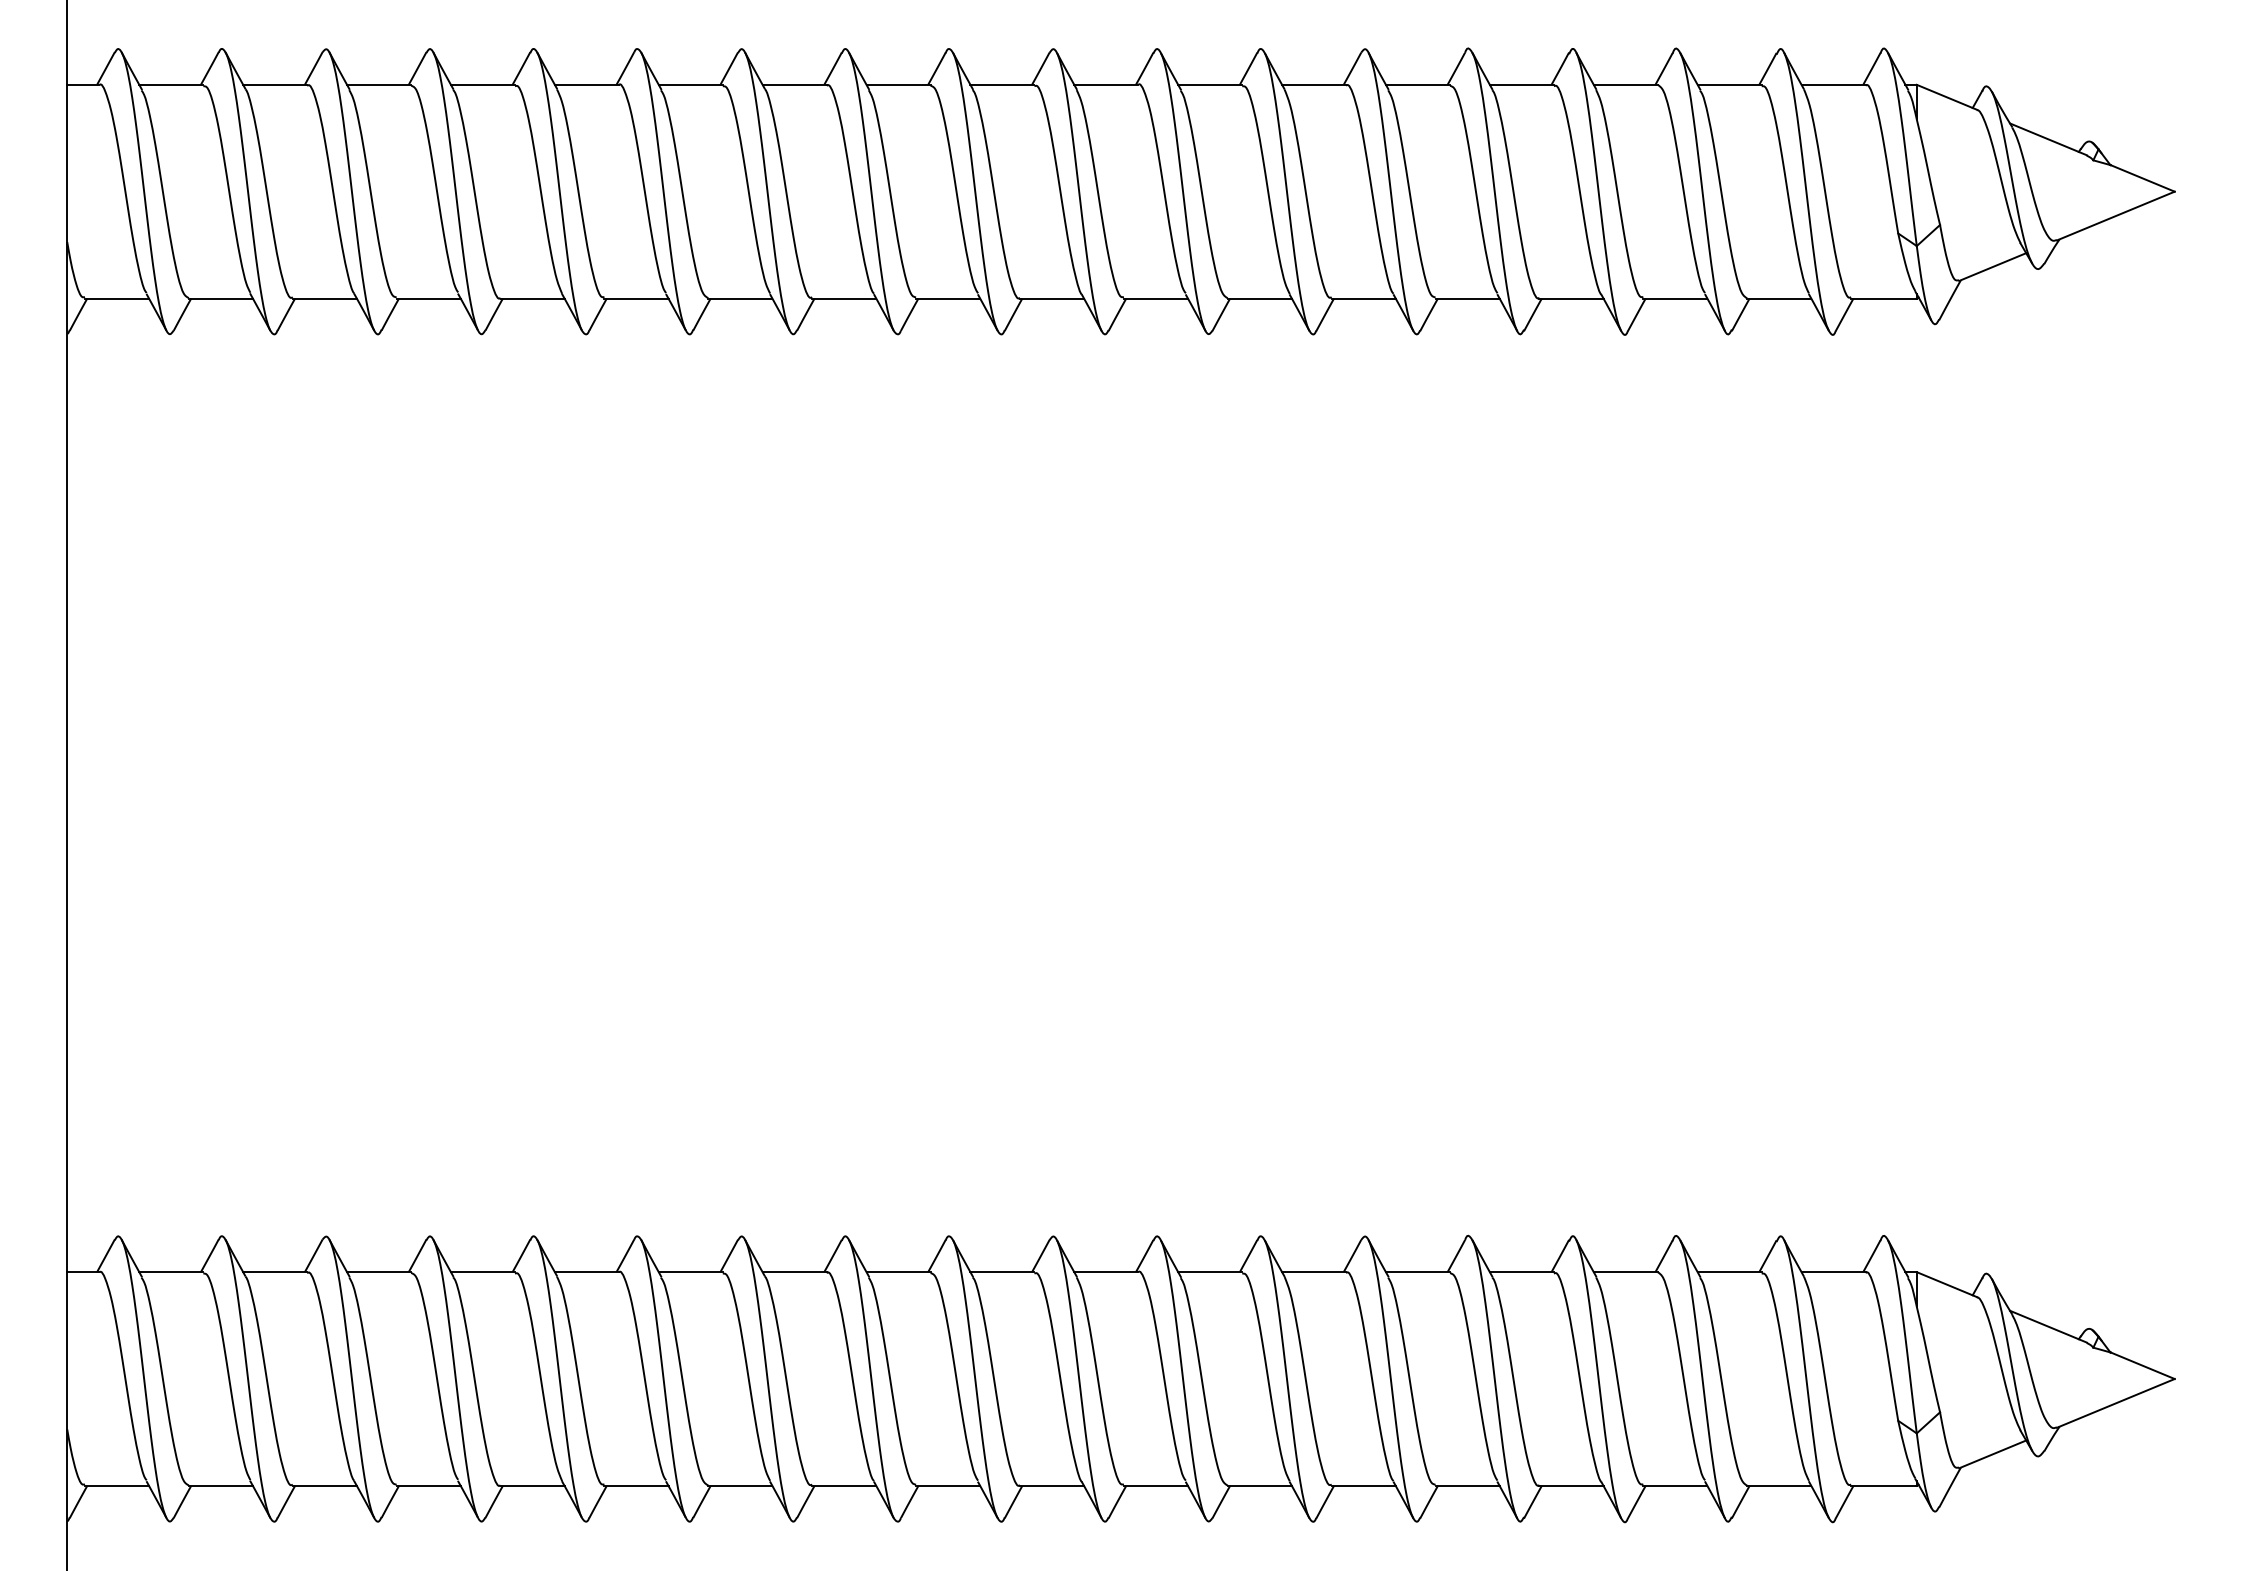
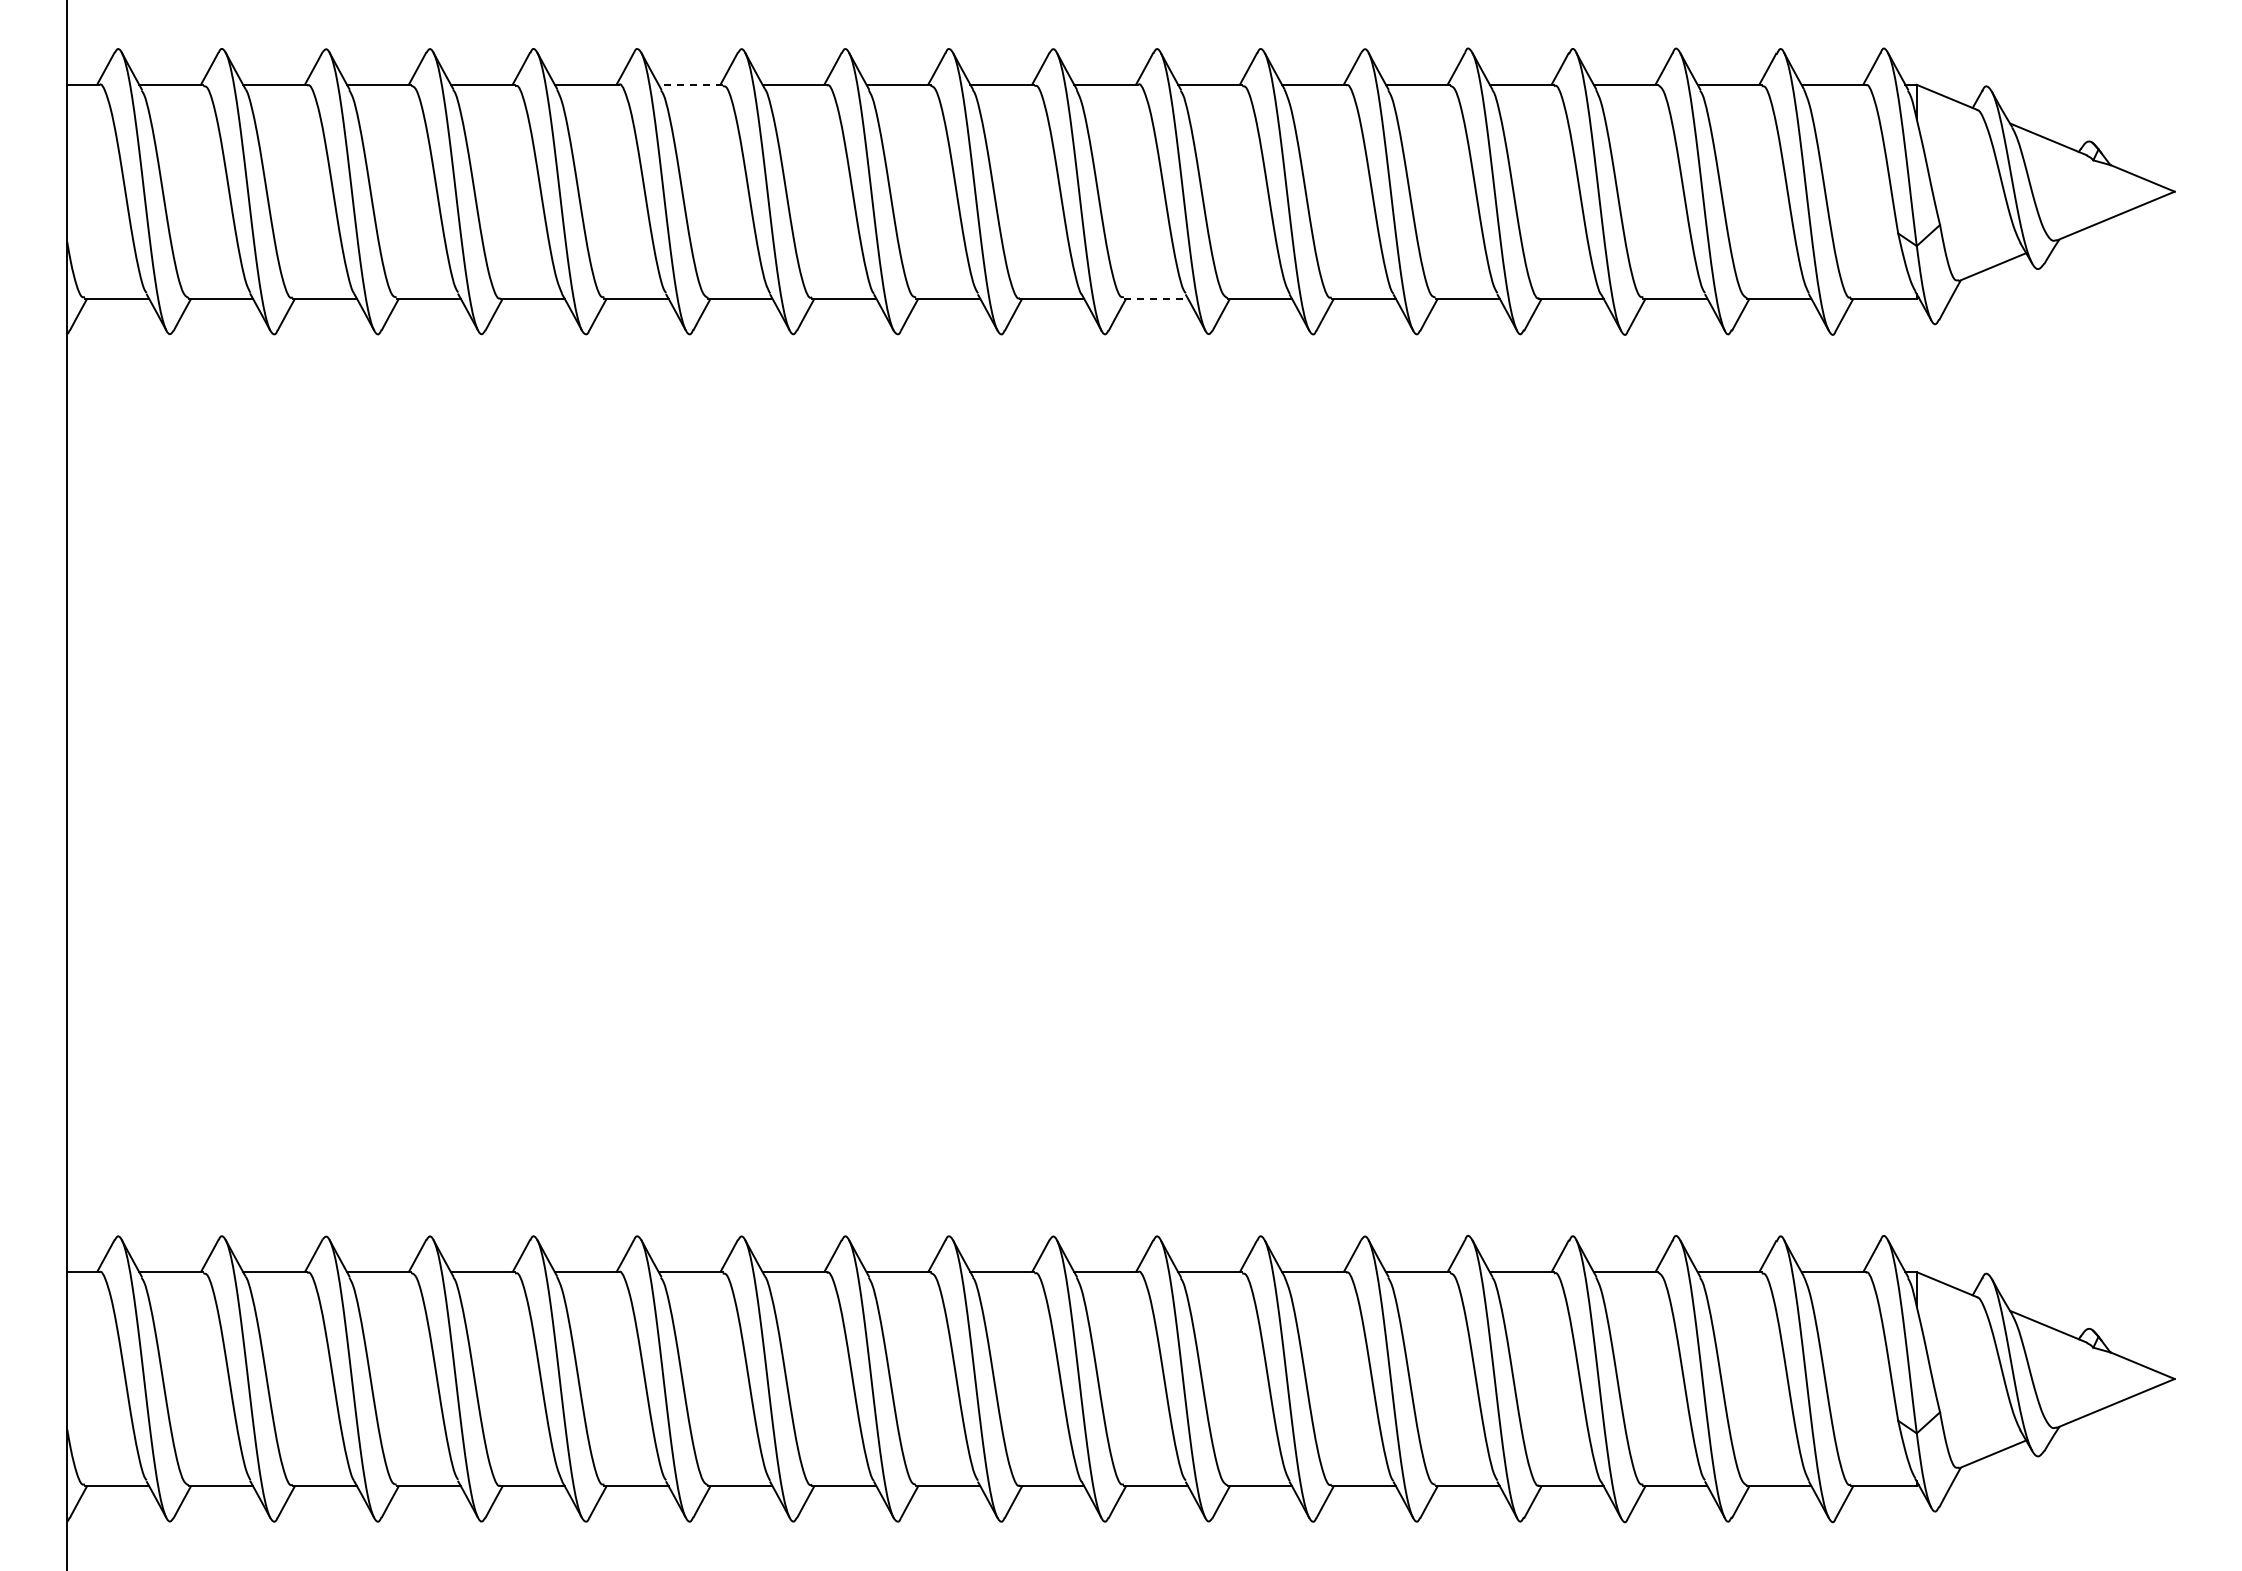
line: solid -> dashed (690, 84)
line: solid -> dashed (1156, 298)
